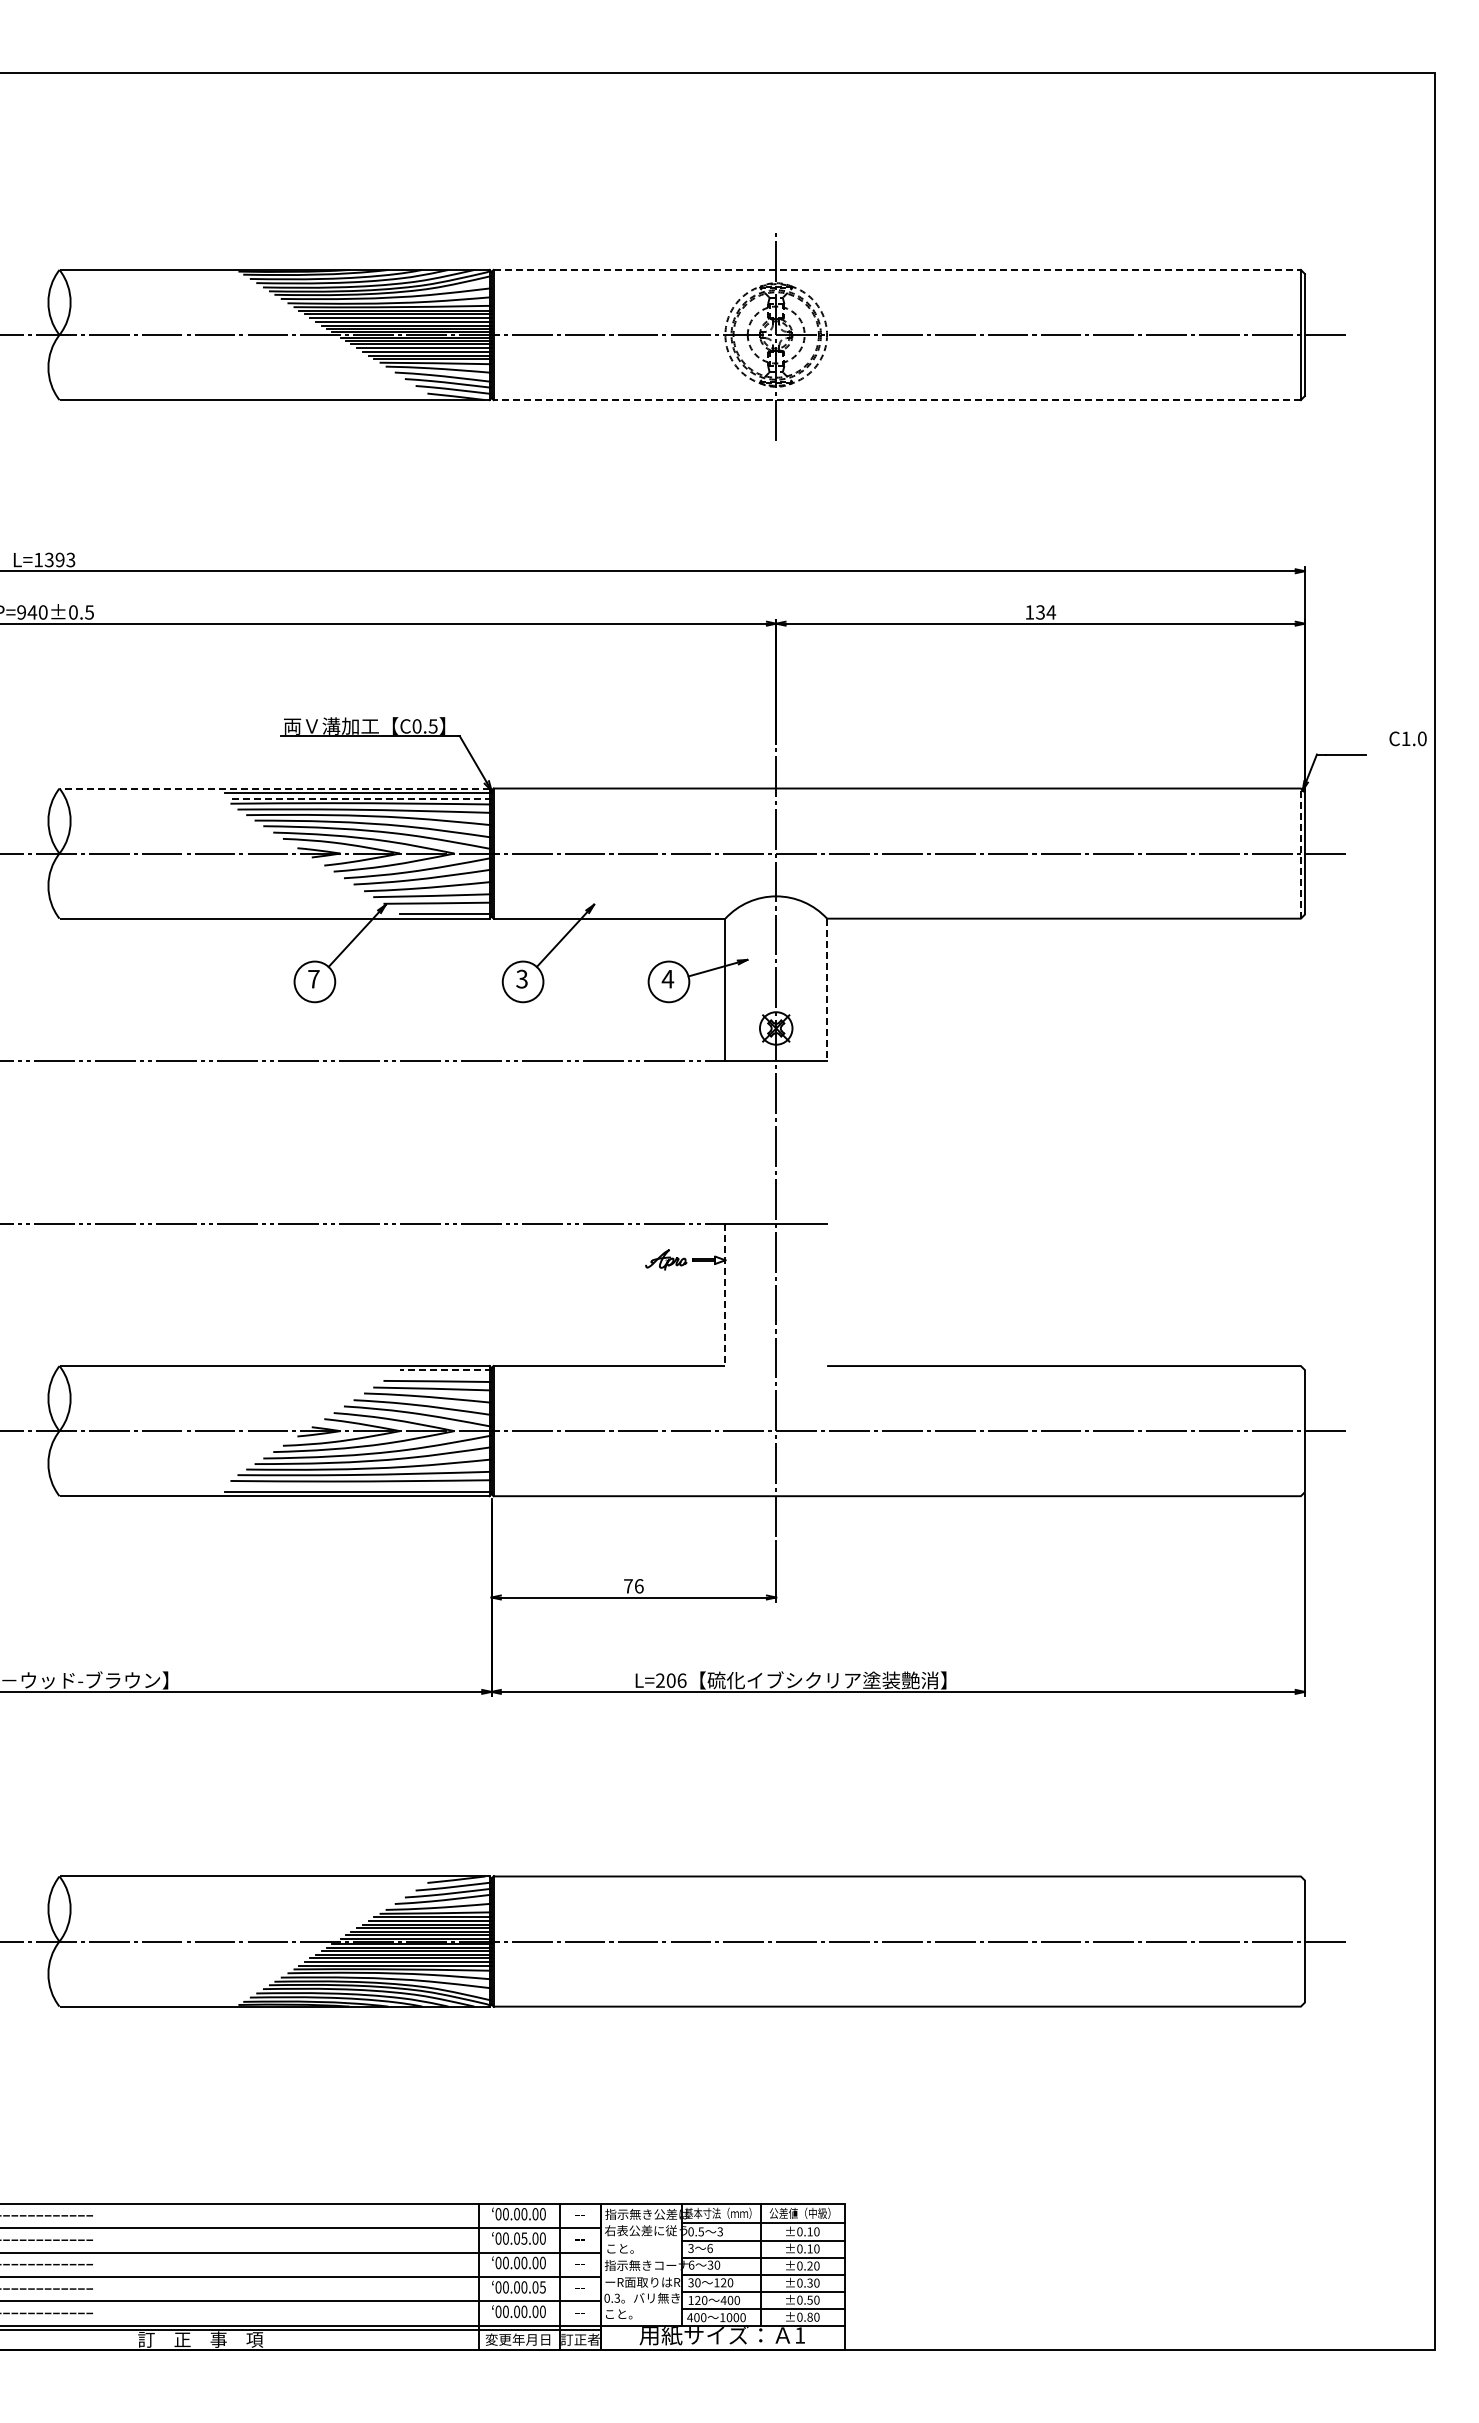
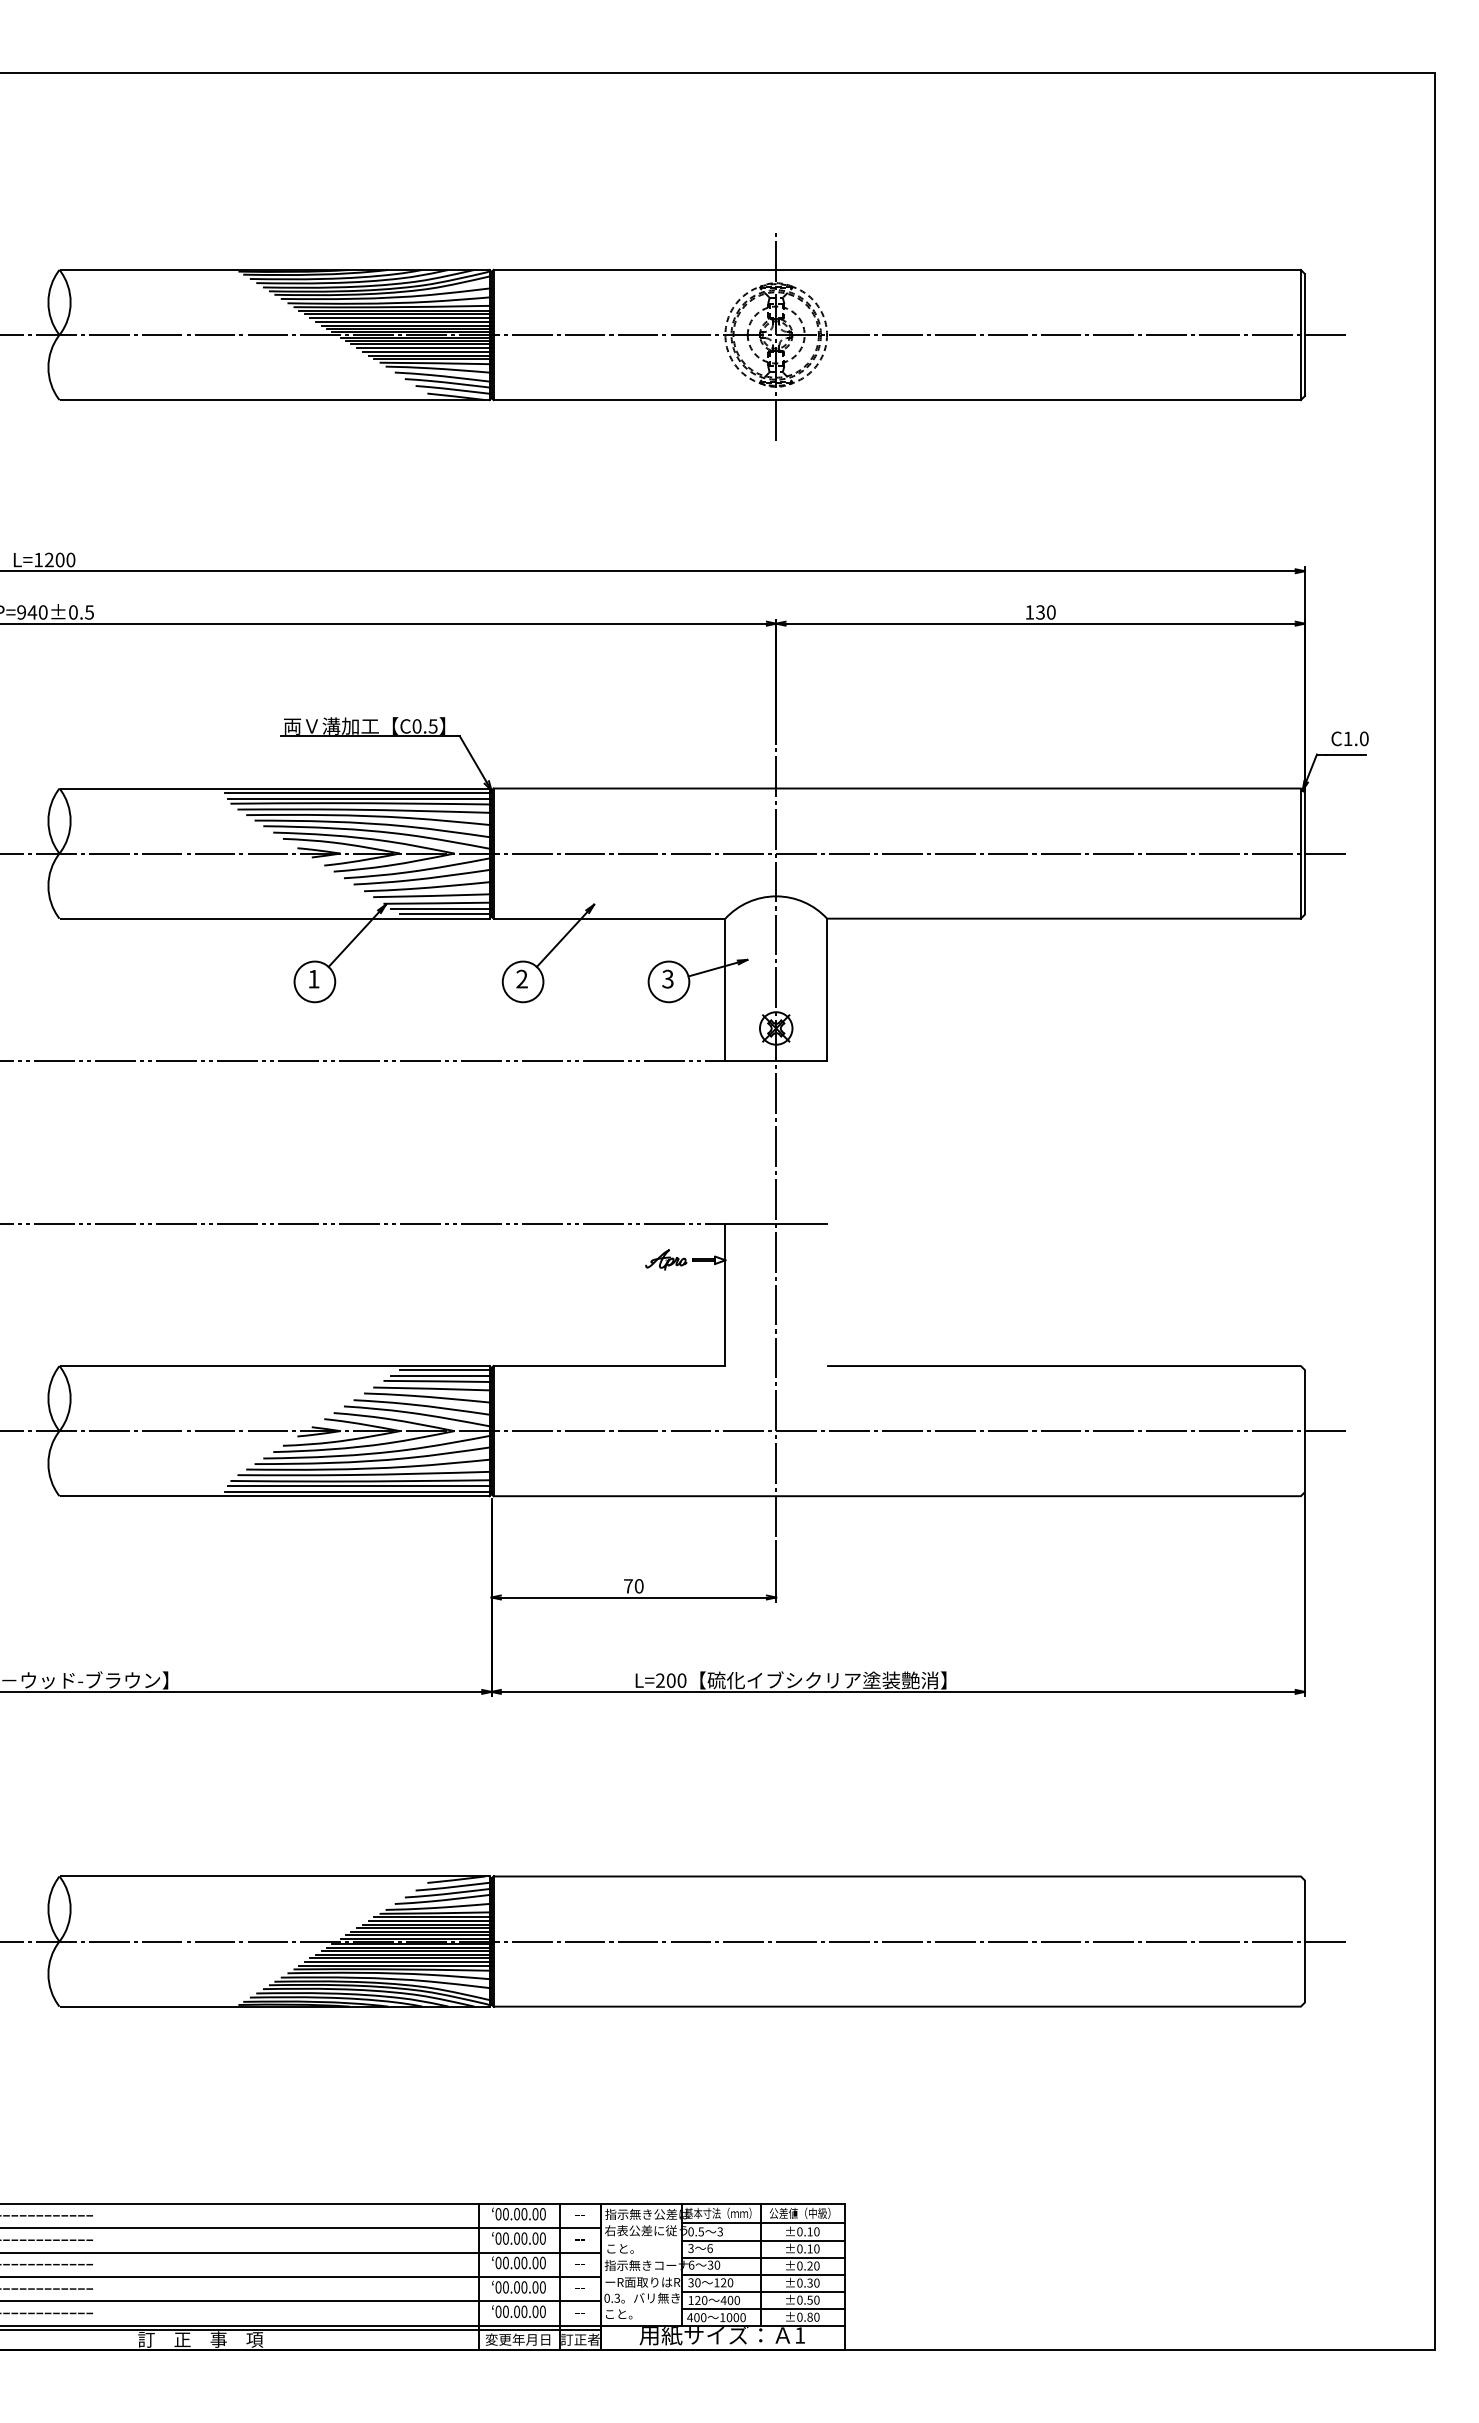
line: dashed -> solid (897, 269)
line: dashed -> solid (897, 400)
text: L=1393 -> L=1200 (59, 559)
text: 134 -> 130 (1051, 612)
text position: (1407, 738) -> (1349, 738) (1349, 738)
line: dashed -> solid (274, 788)
line: dashed -> solid (359, 798)
line: dashed -> solid (1300, 853)
line: none -> present (440, 908)
text: 4 -> 3 (667, 978)
text: 7 -> 1 (313, 979)
text: 3 -> 2 (521, 979)
line: dashed -> solid (827, 990)
line: dashed -> solid (725, 1295)
line: dashed -> solid (445, 1370)
line: none -> present (440, 1376)
line: none -> present (359, 1486)
text: 76 -> 70 (638, 1586)
text: L=206 -> L=200 (681, 1680)
text: 00.05.00 -> 00.00.00 (524, 2238)
text: 00.00.05 -> 00.00.00 (542, 2287)
